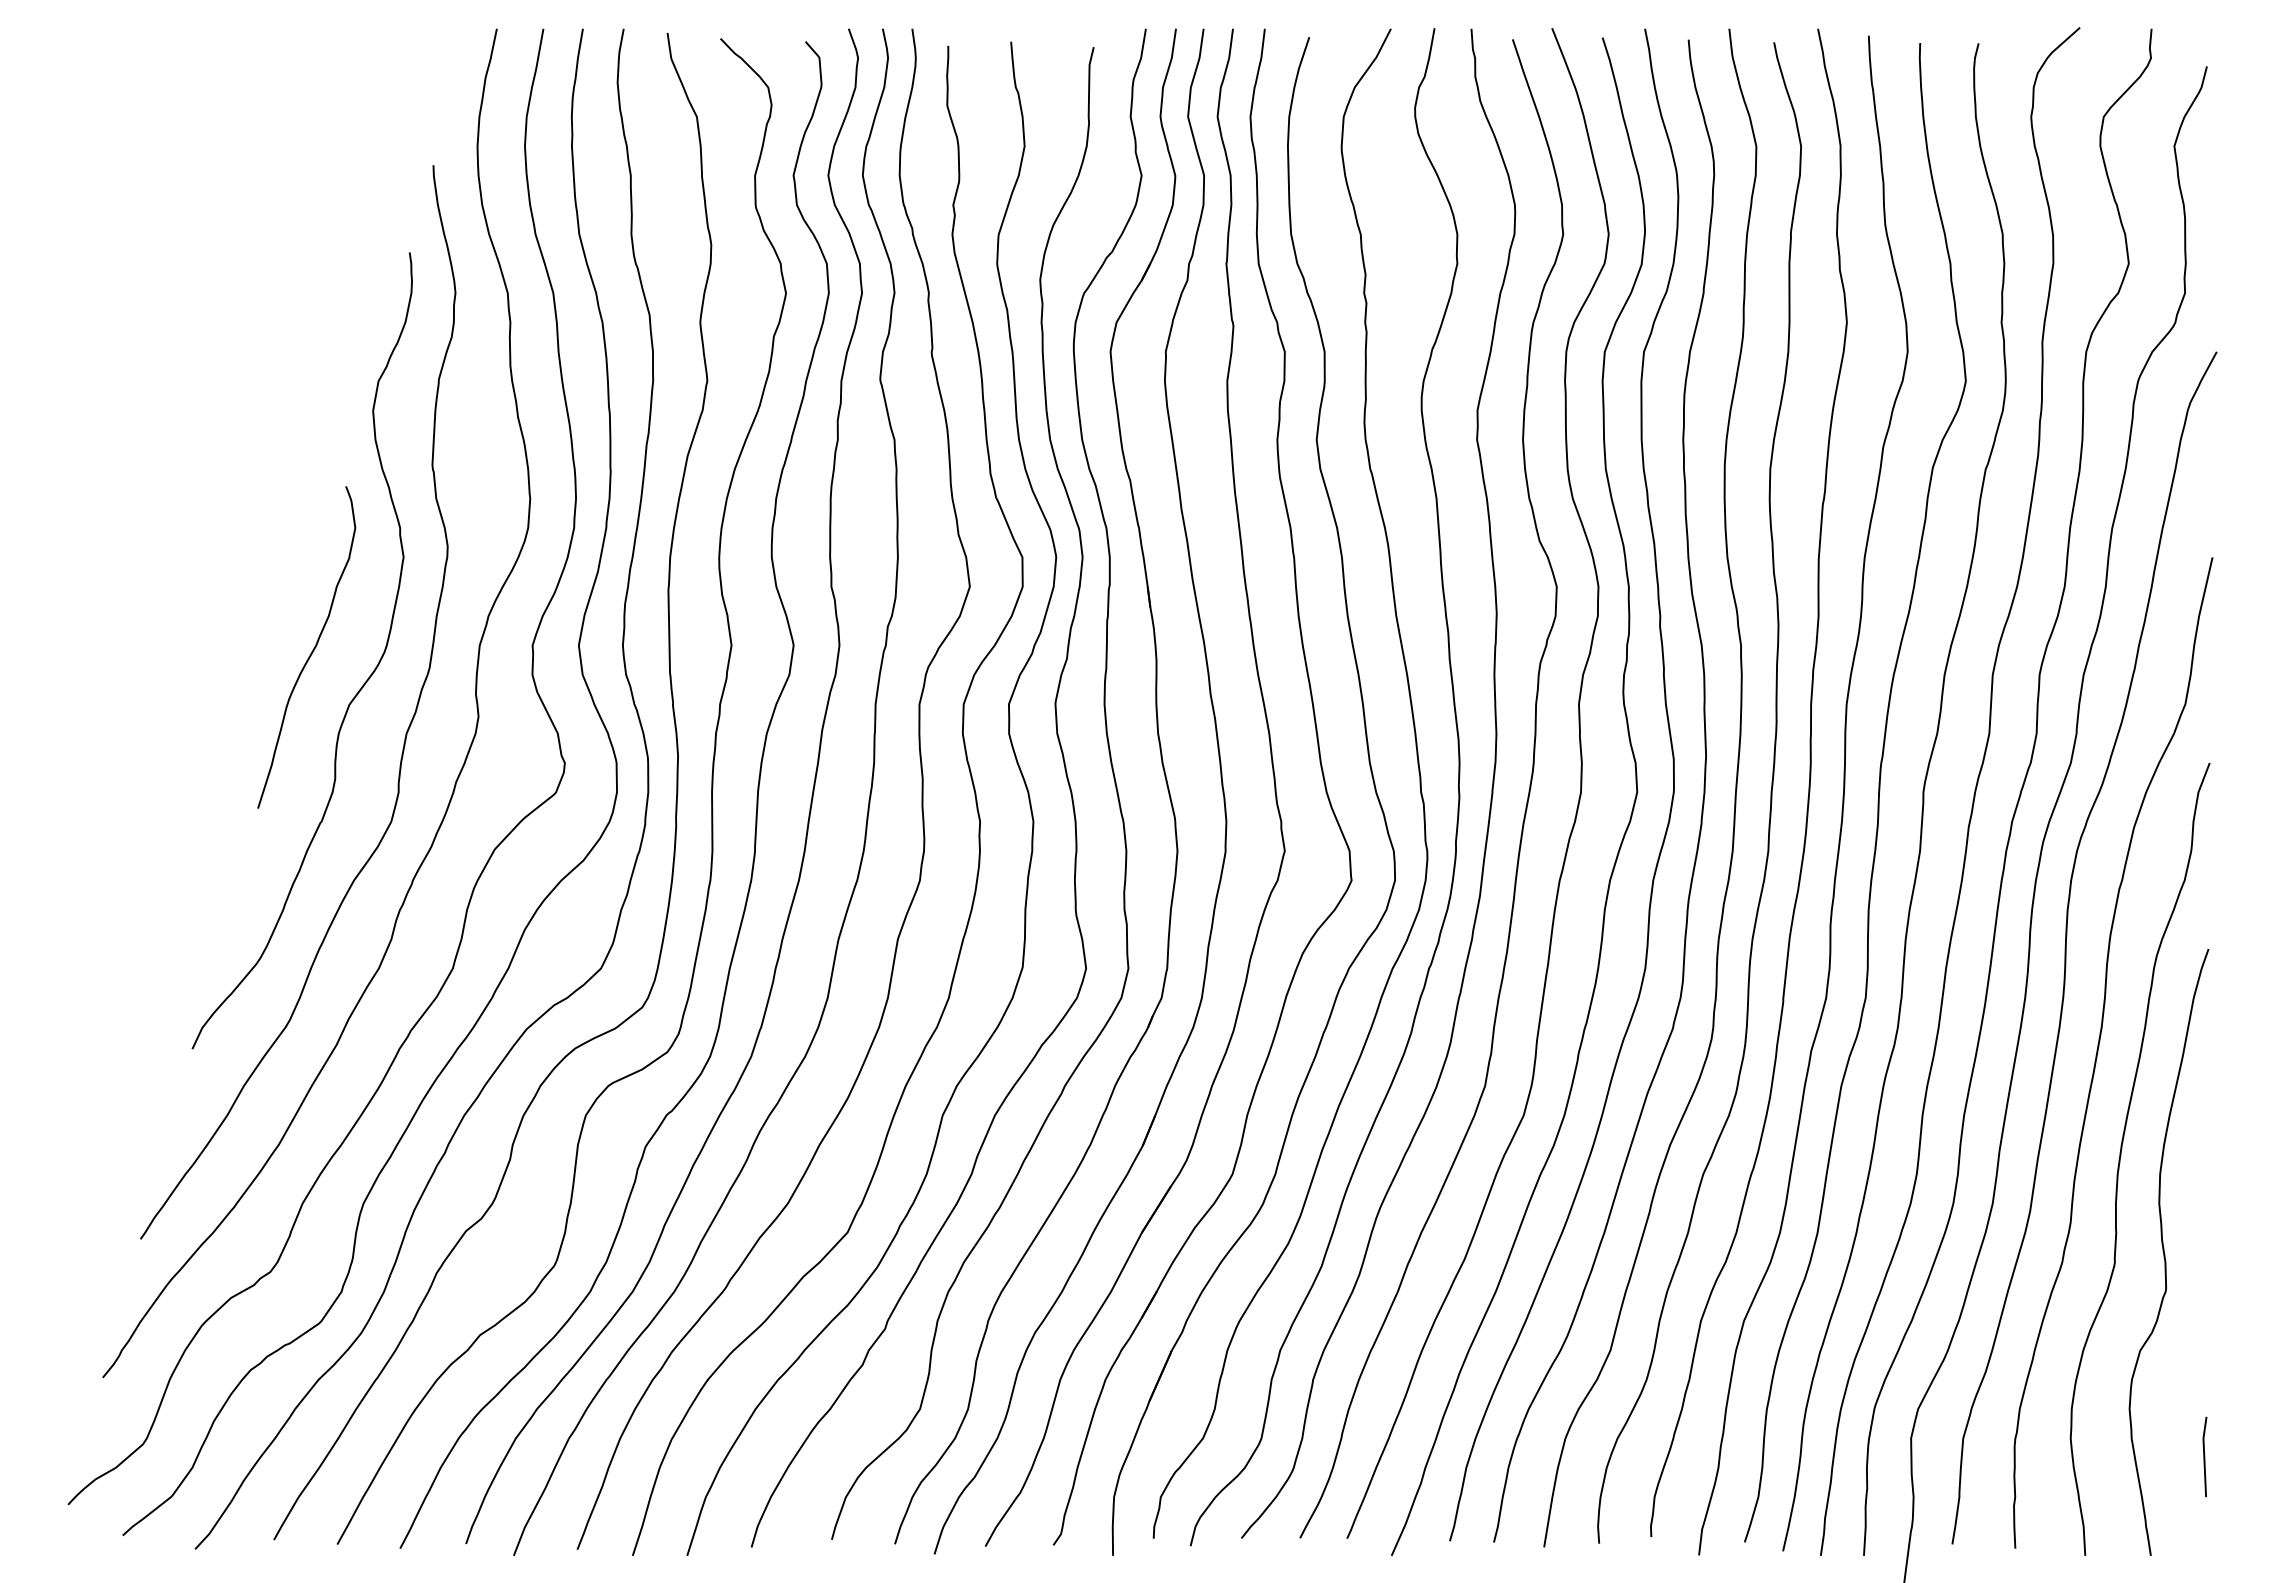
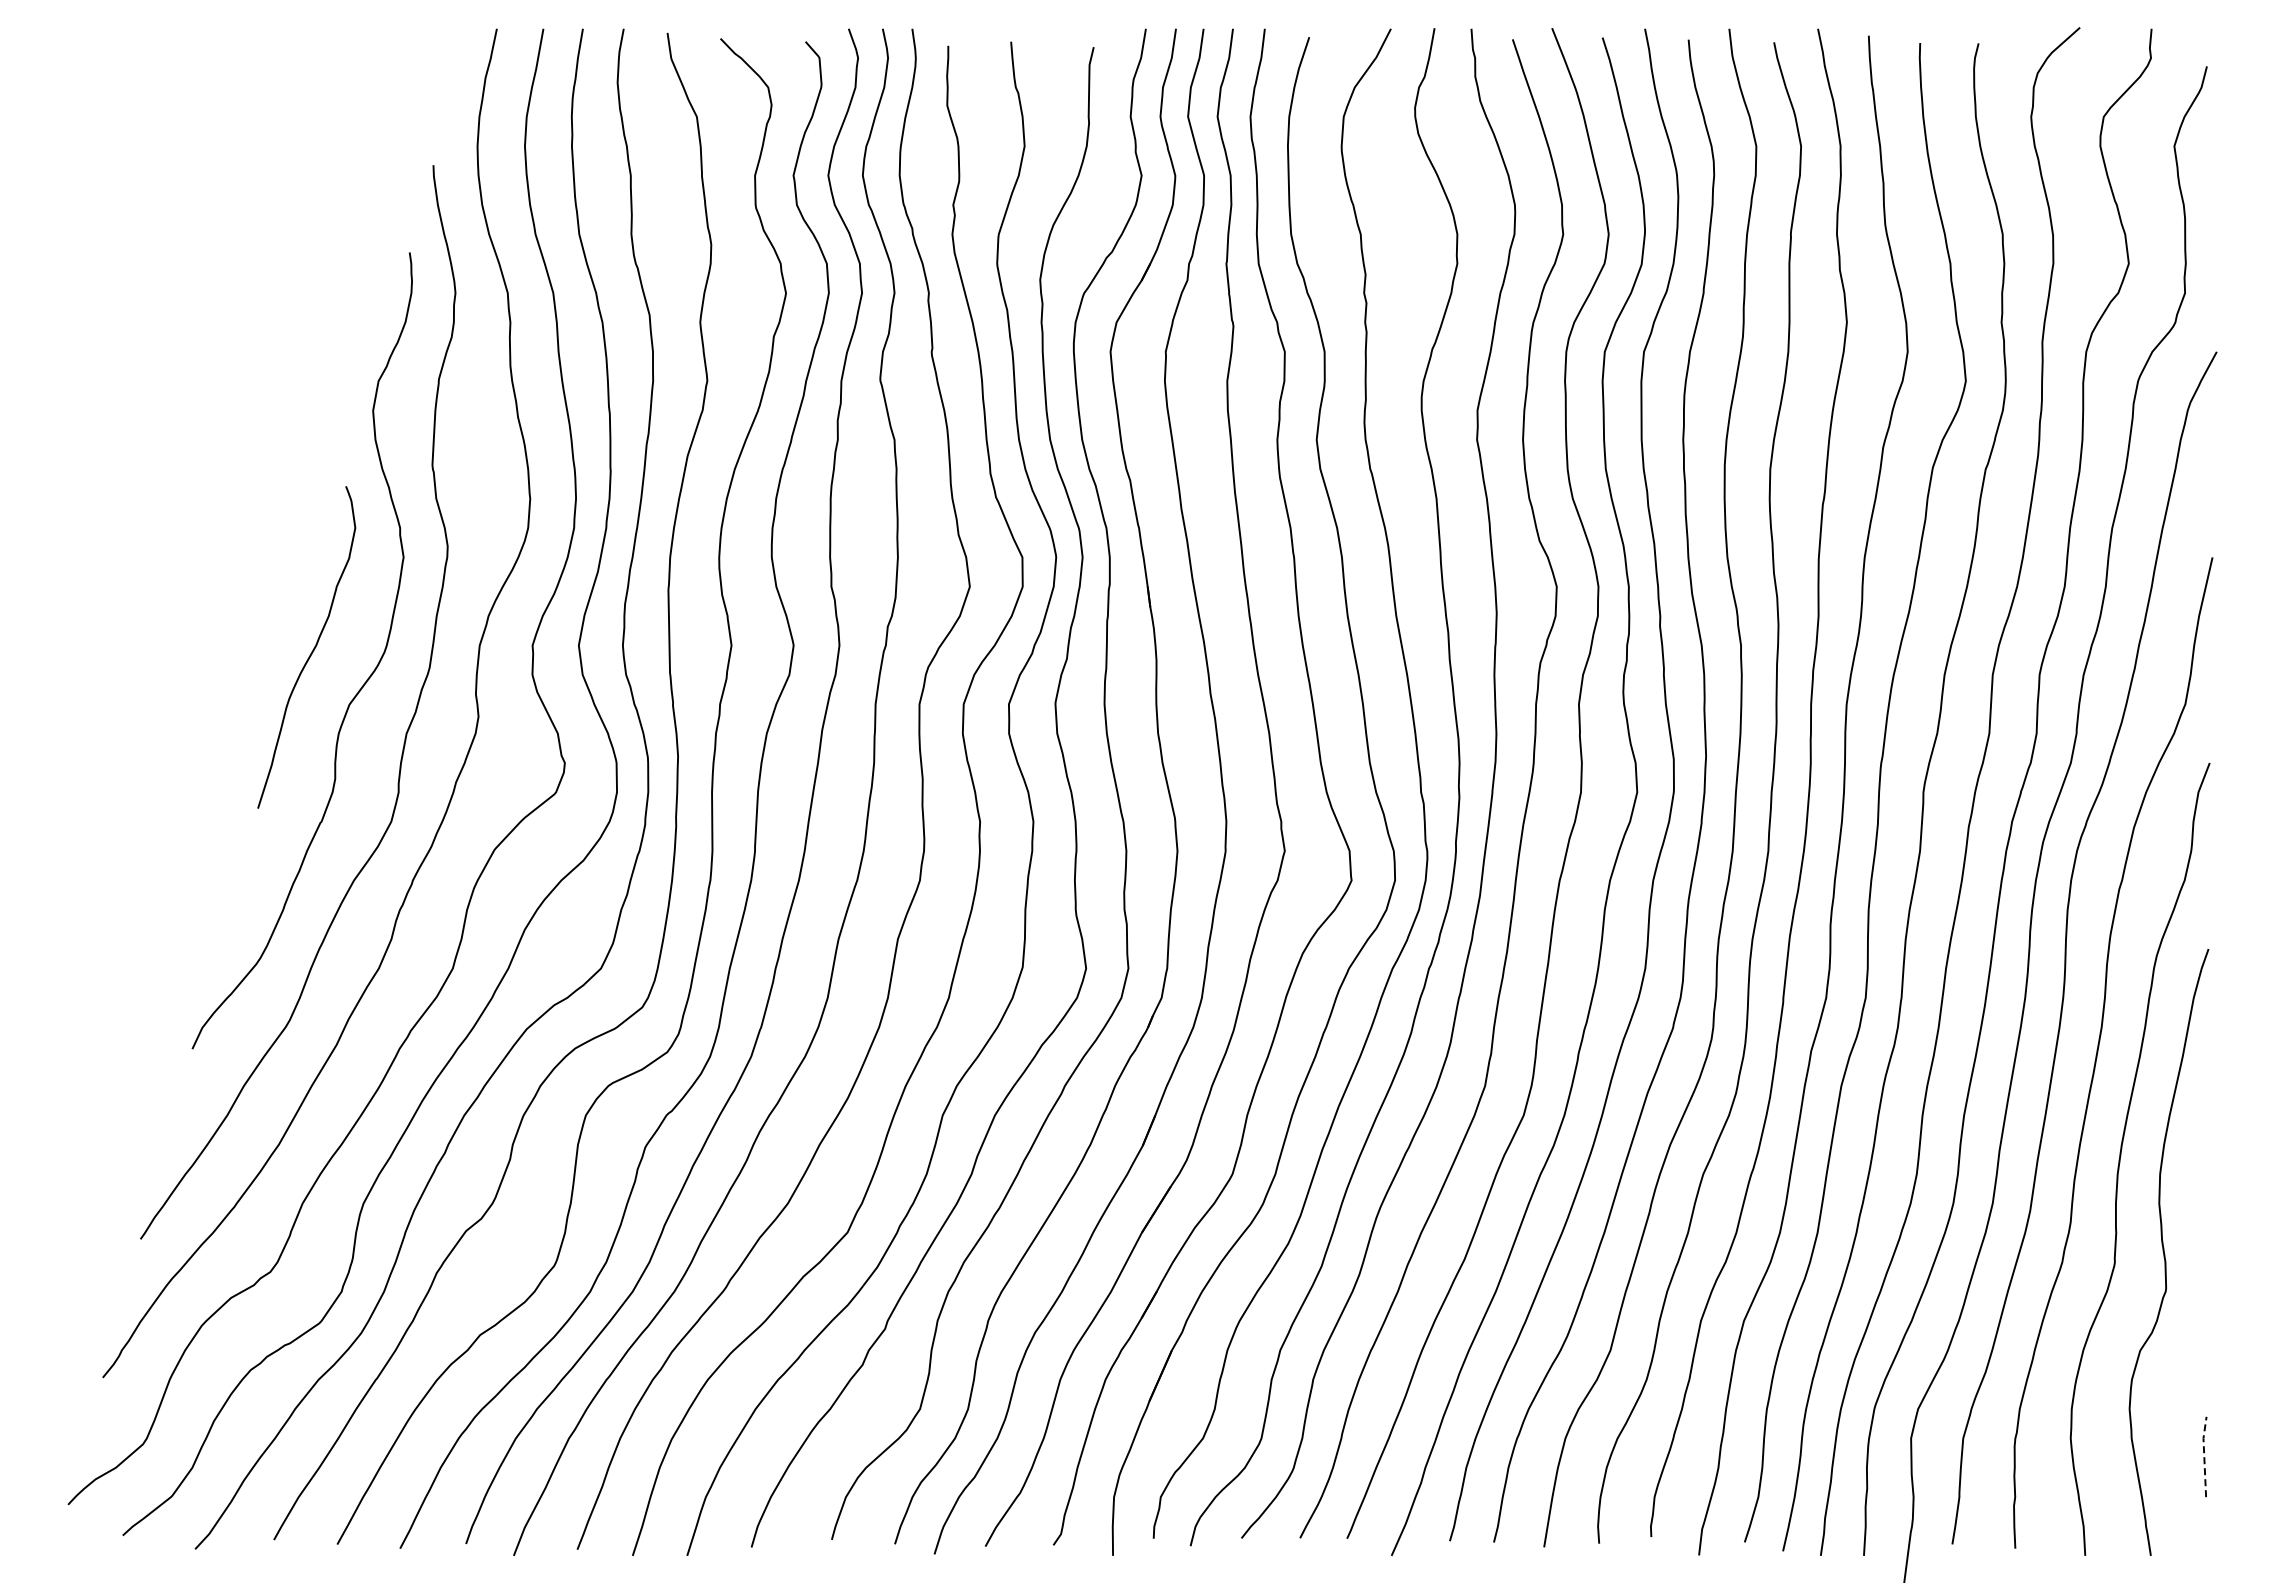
line: solid -> dashed (2204, 1456)
